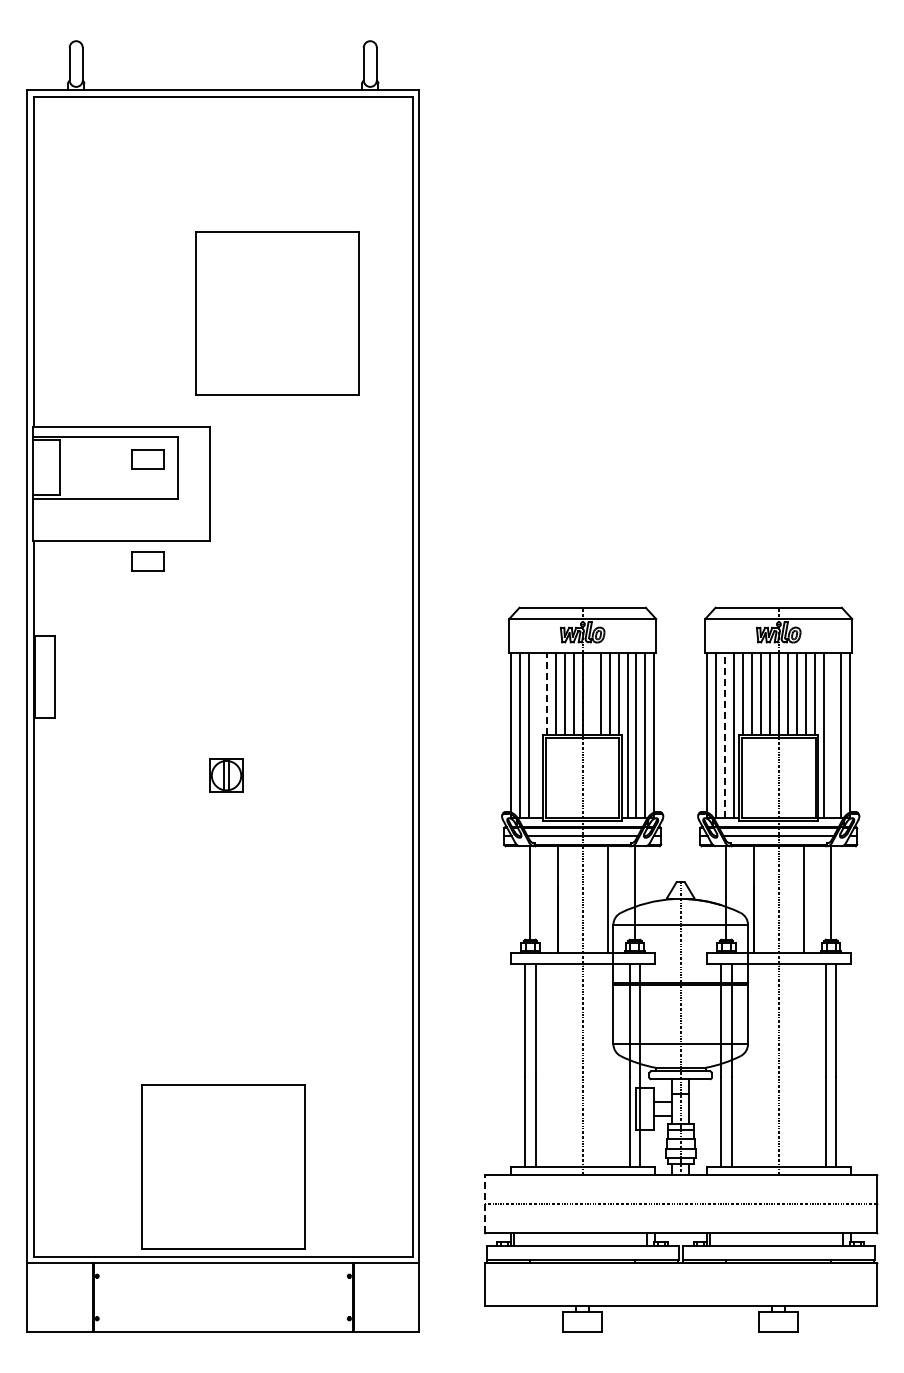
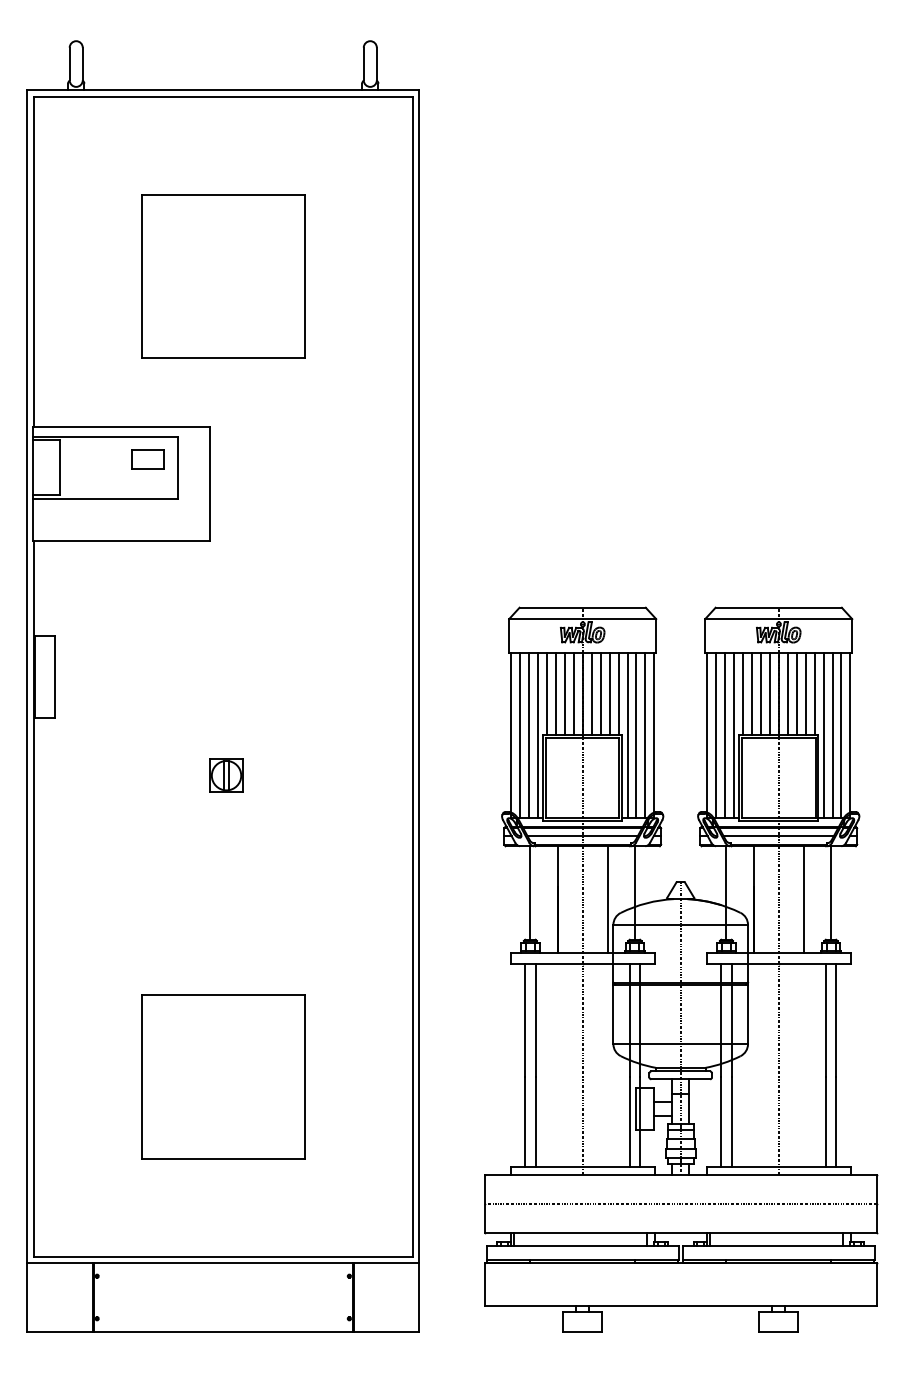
part position: (277, 313) -> (223, 276) (223, 276)
part: present -> none (147, 561)
line: none -> present (591, 693)
line: dashed -> solid (546, 694)
line: none -> present (537, 735)
line: dashed -> solid (724, 735)
line: none -> present (832, 735)
part position: (223, 1166) -> (223, 1076) (223, 1076)
line: dashed -> solid (484, 1203)
